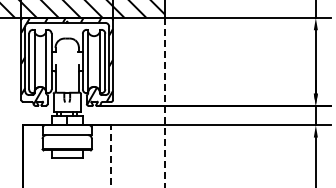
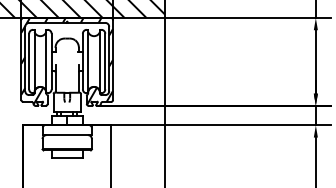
line: dashed -> solid (164, 103)
line: dashed -> solid (111, 156)
